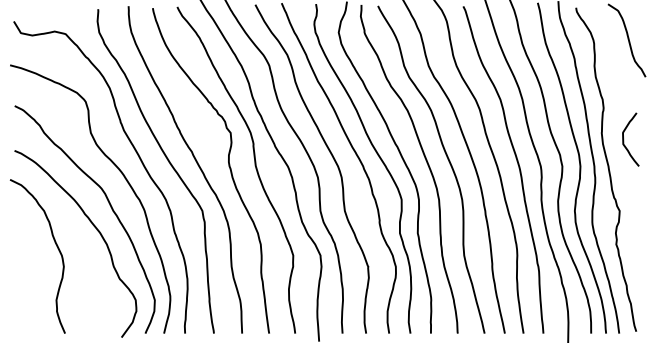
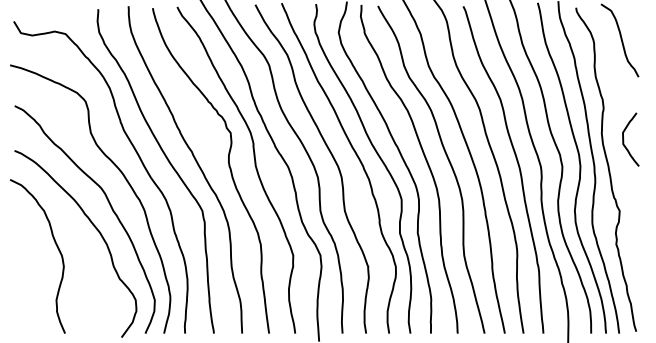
curve position: (627, 39) -> (620, 39) (620, 39)
